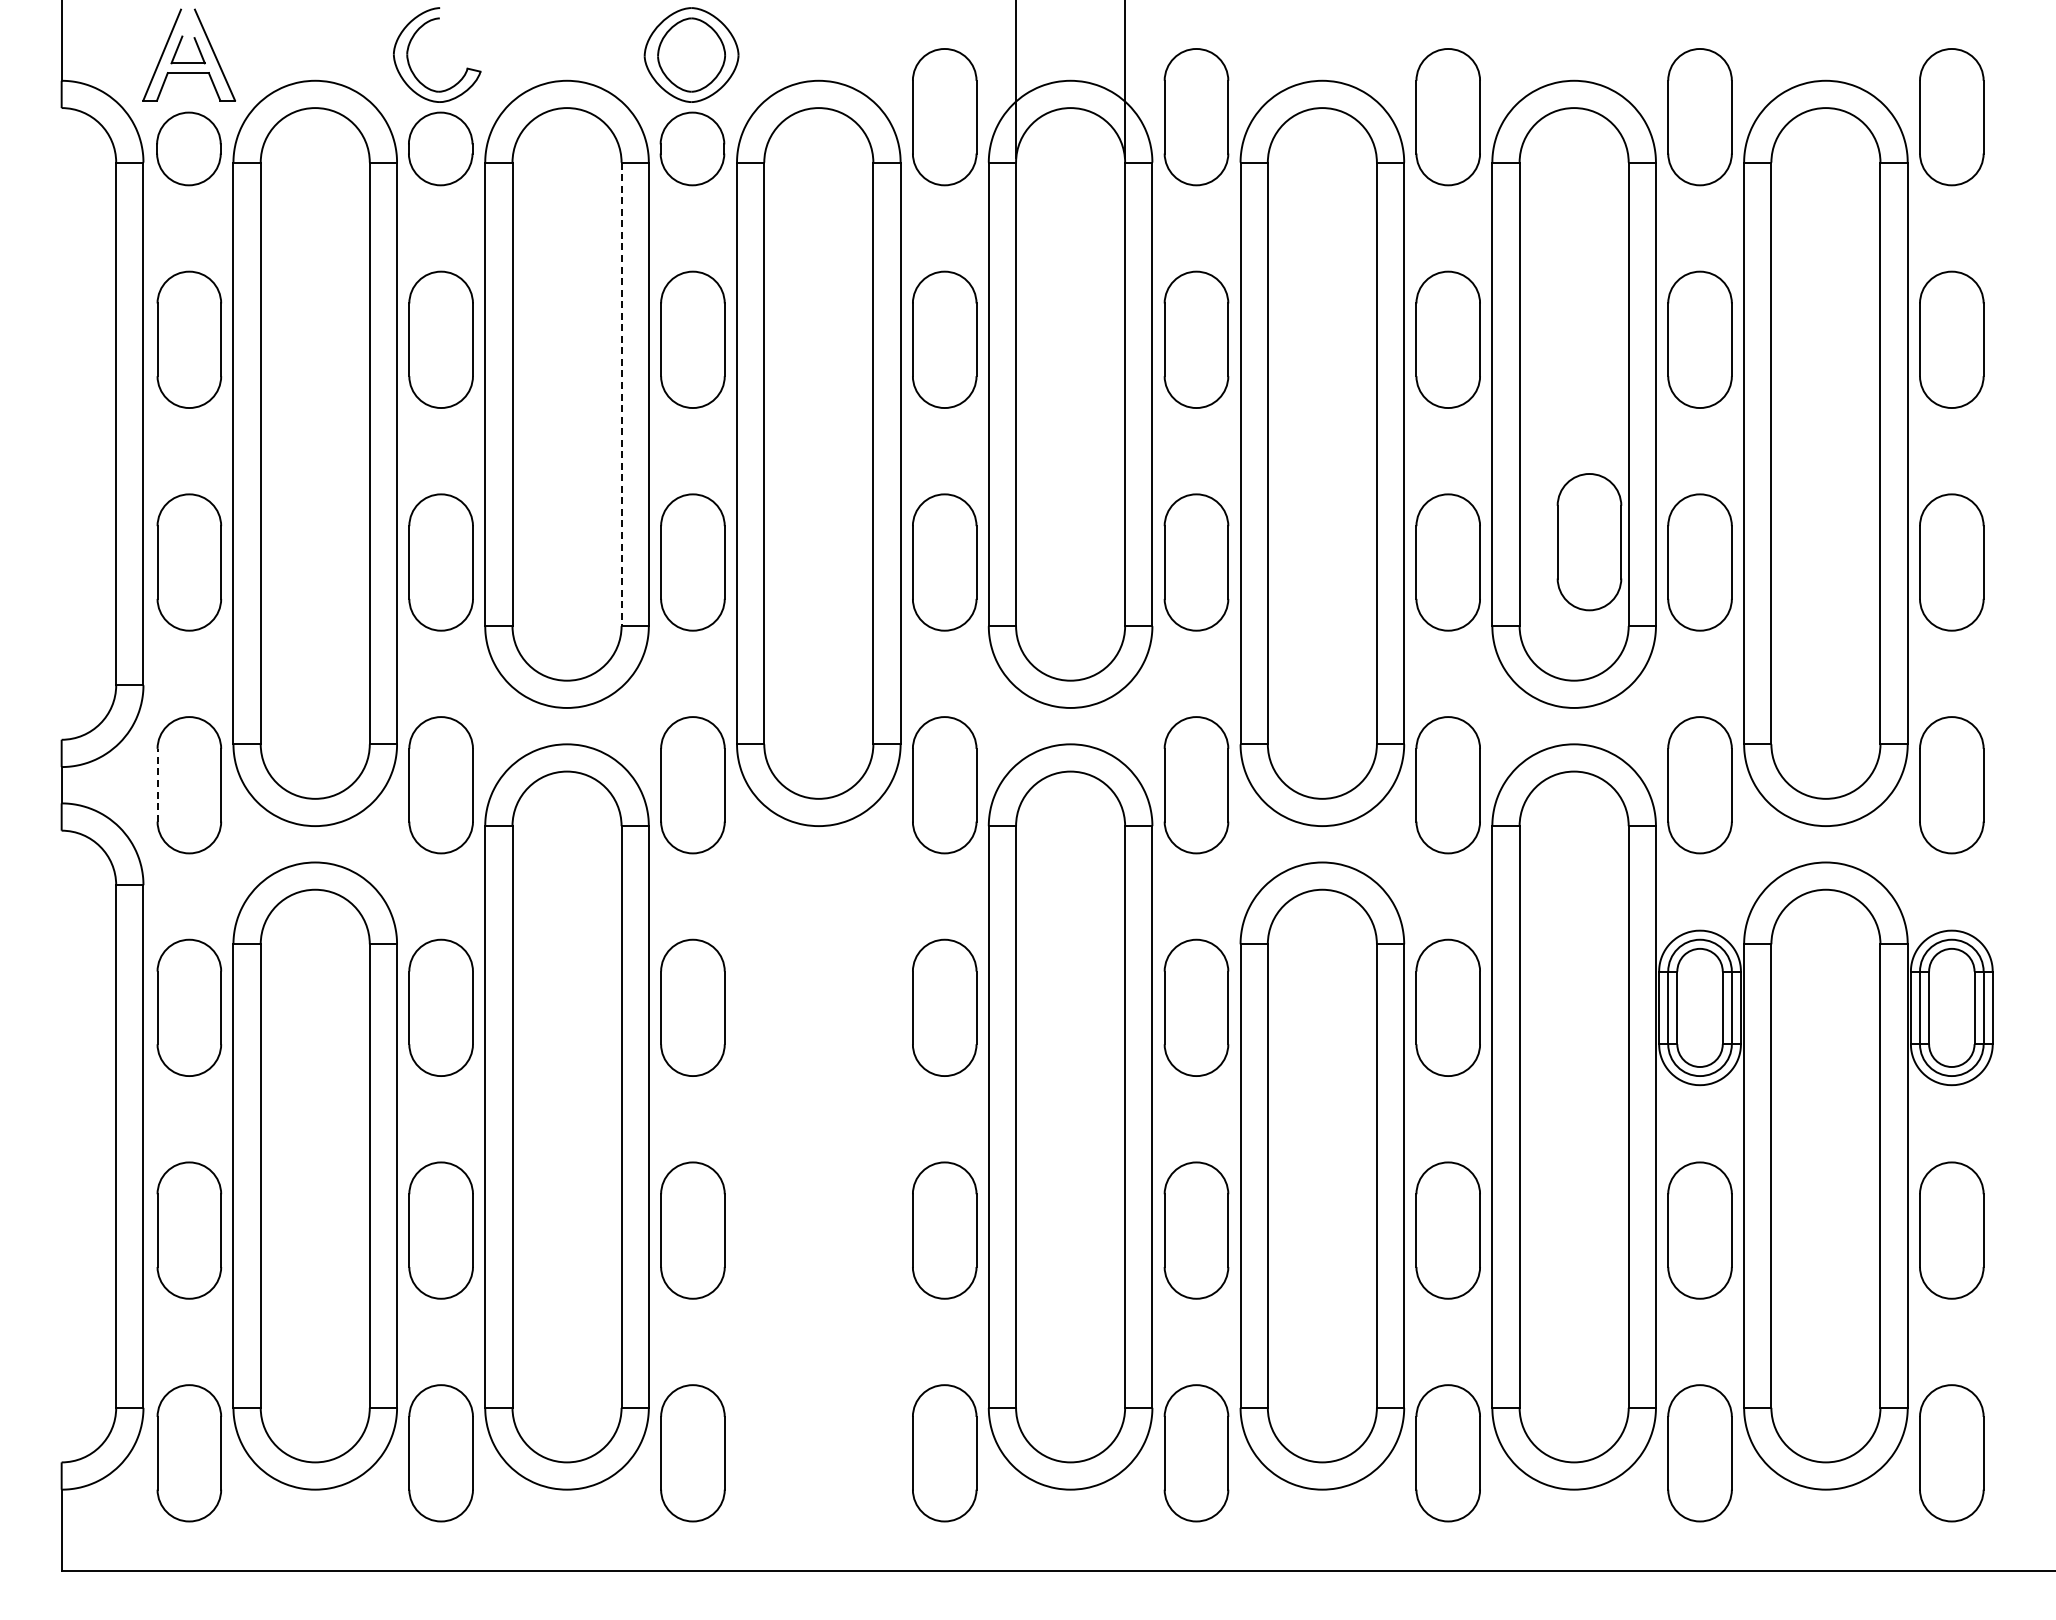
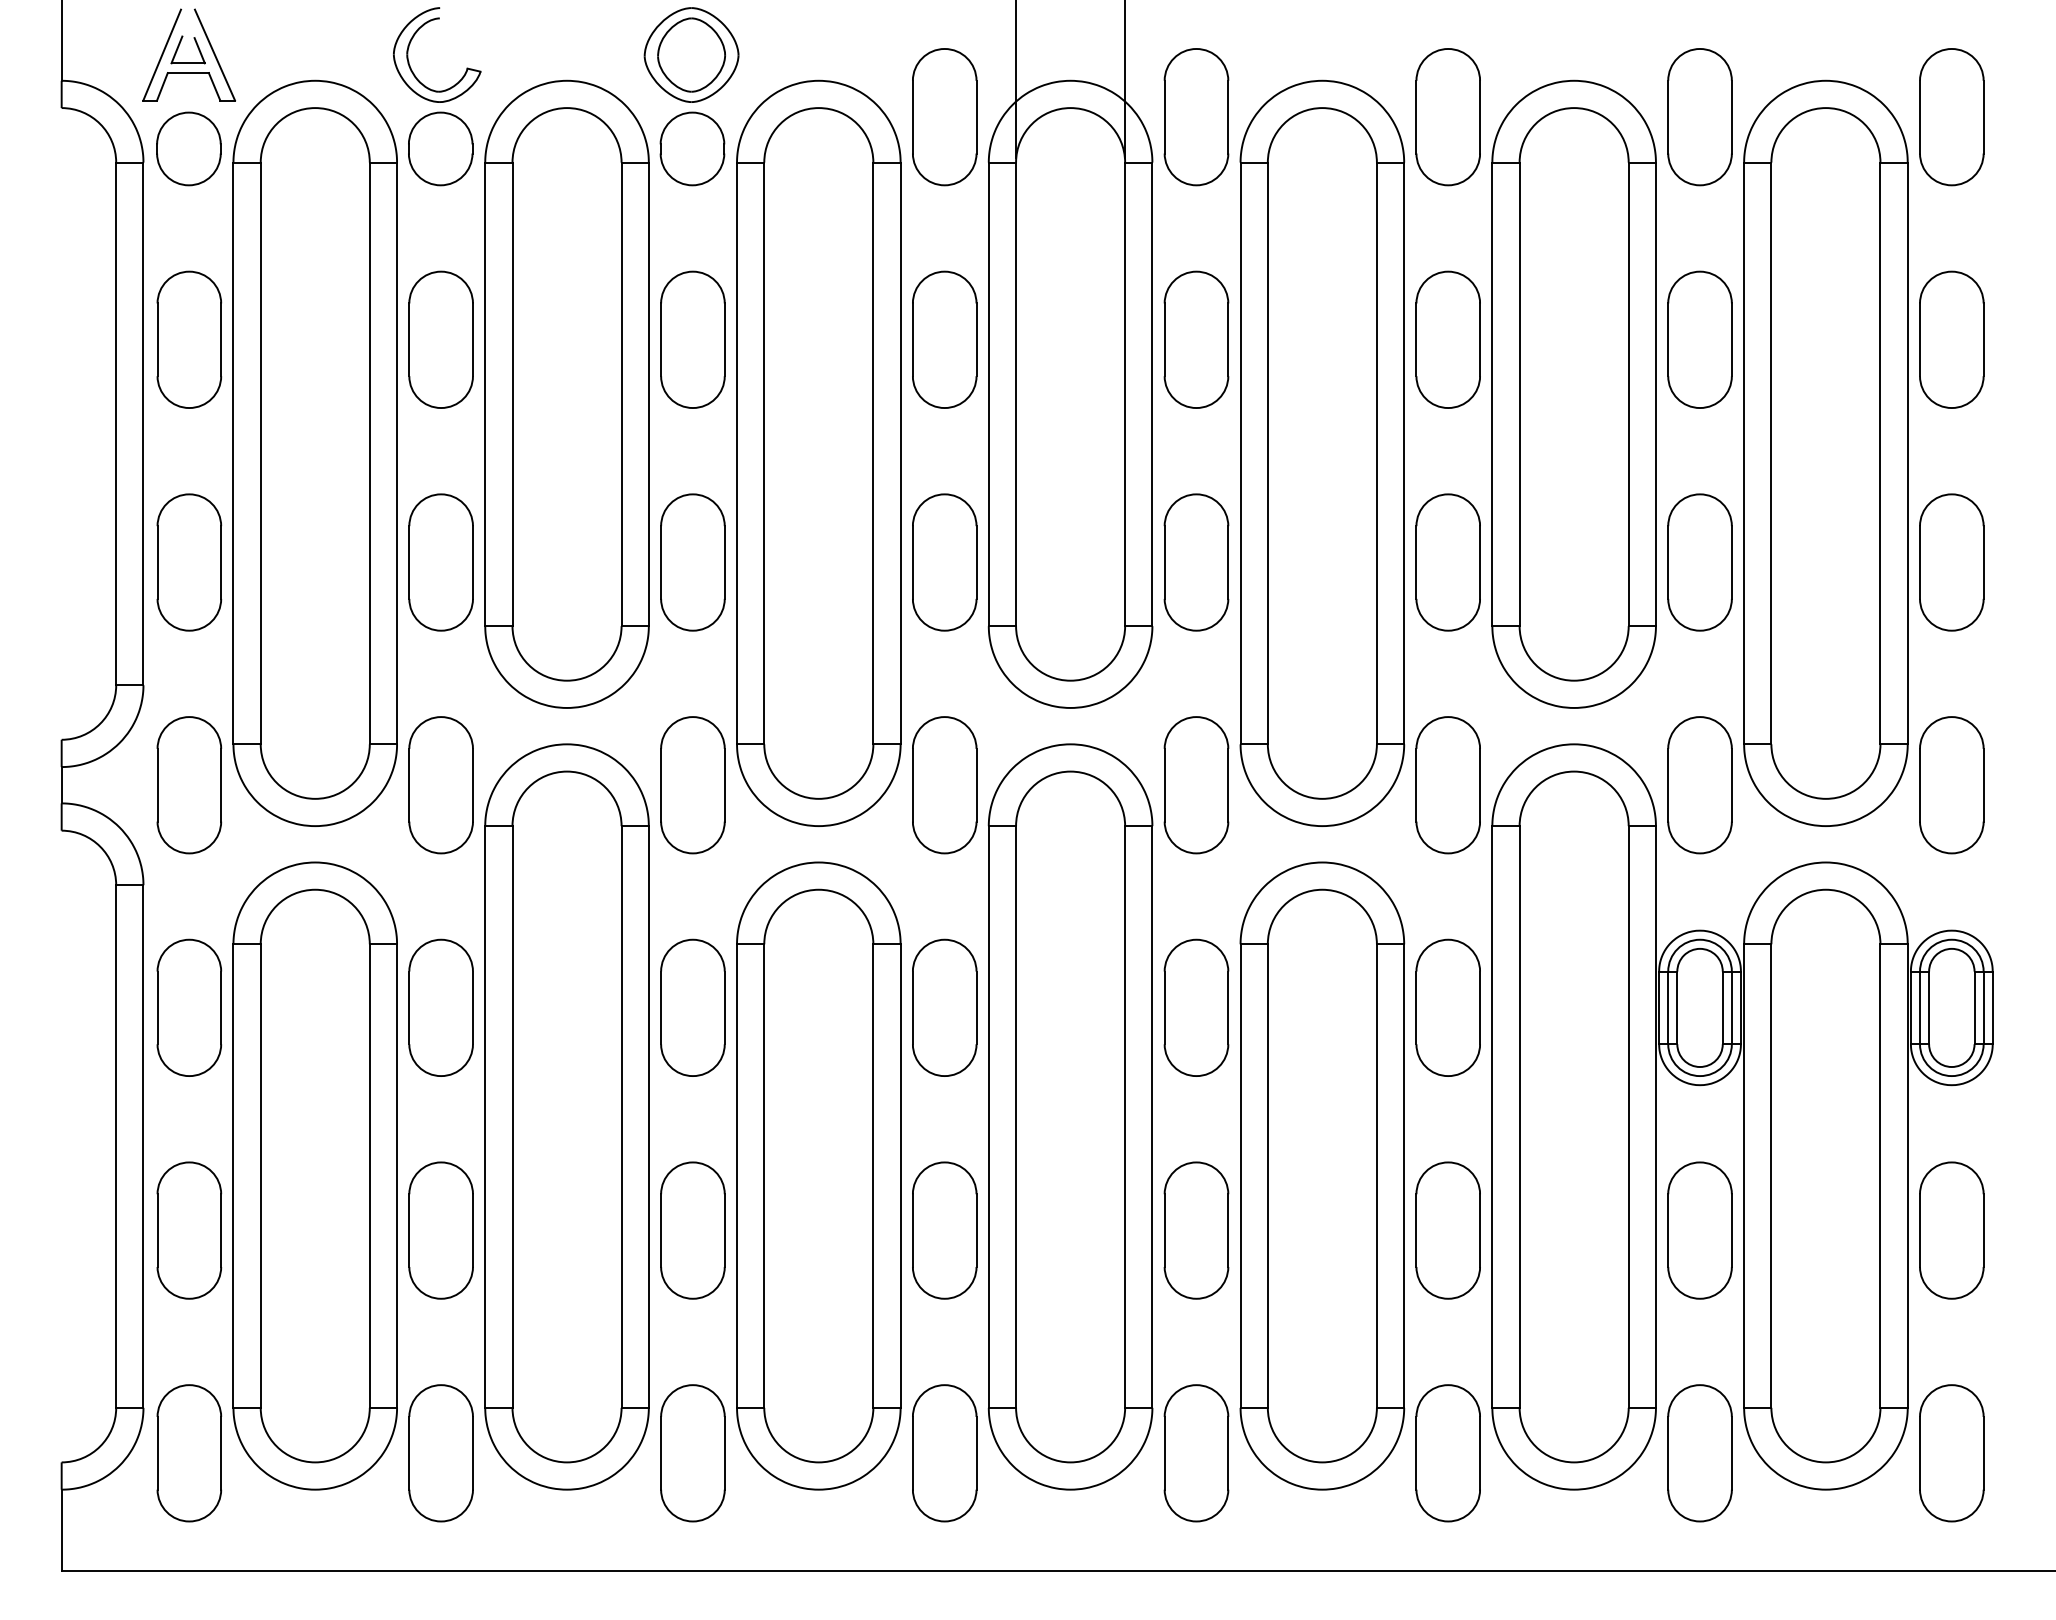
line: dashed -> solid (621, 394)
part: present -> none (1589, 542)
line: dashed -> solid (157, 784)
part: none -> present (818, 1175)
